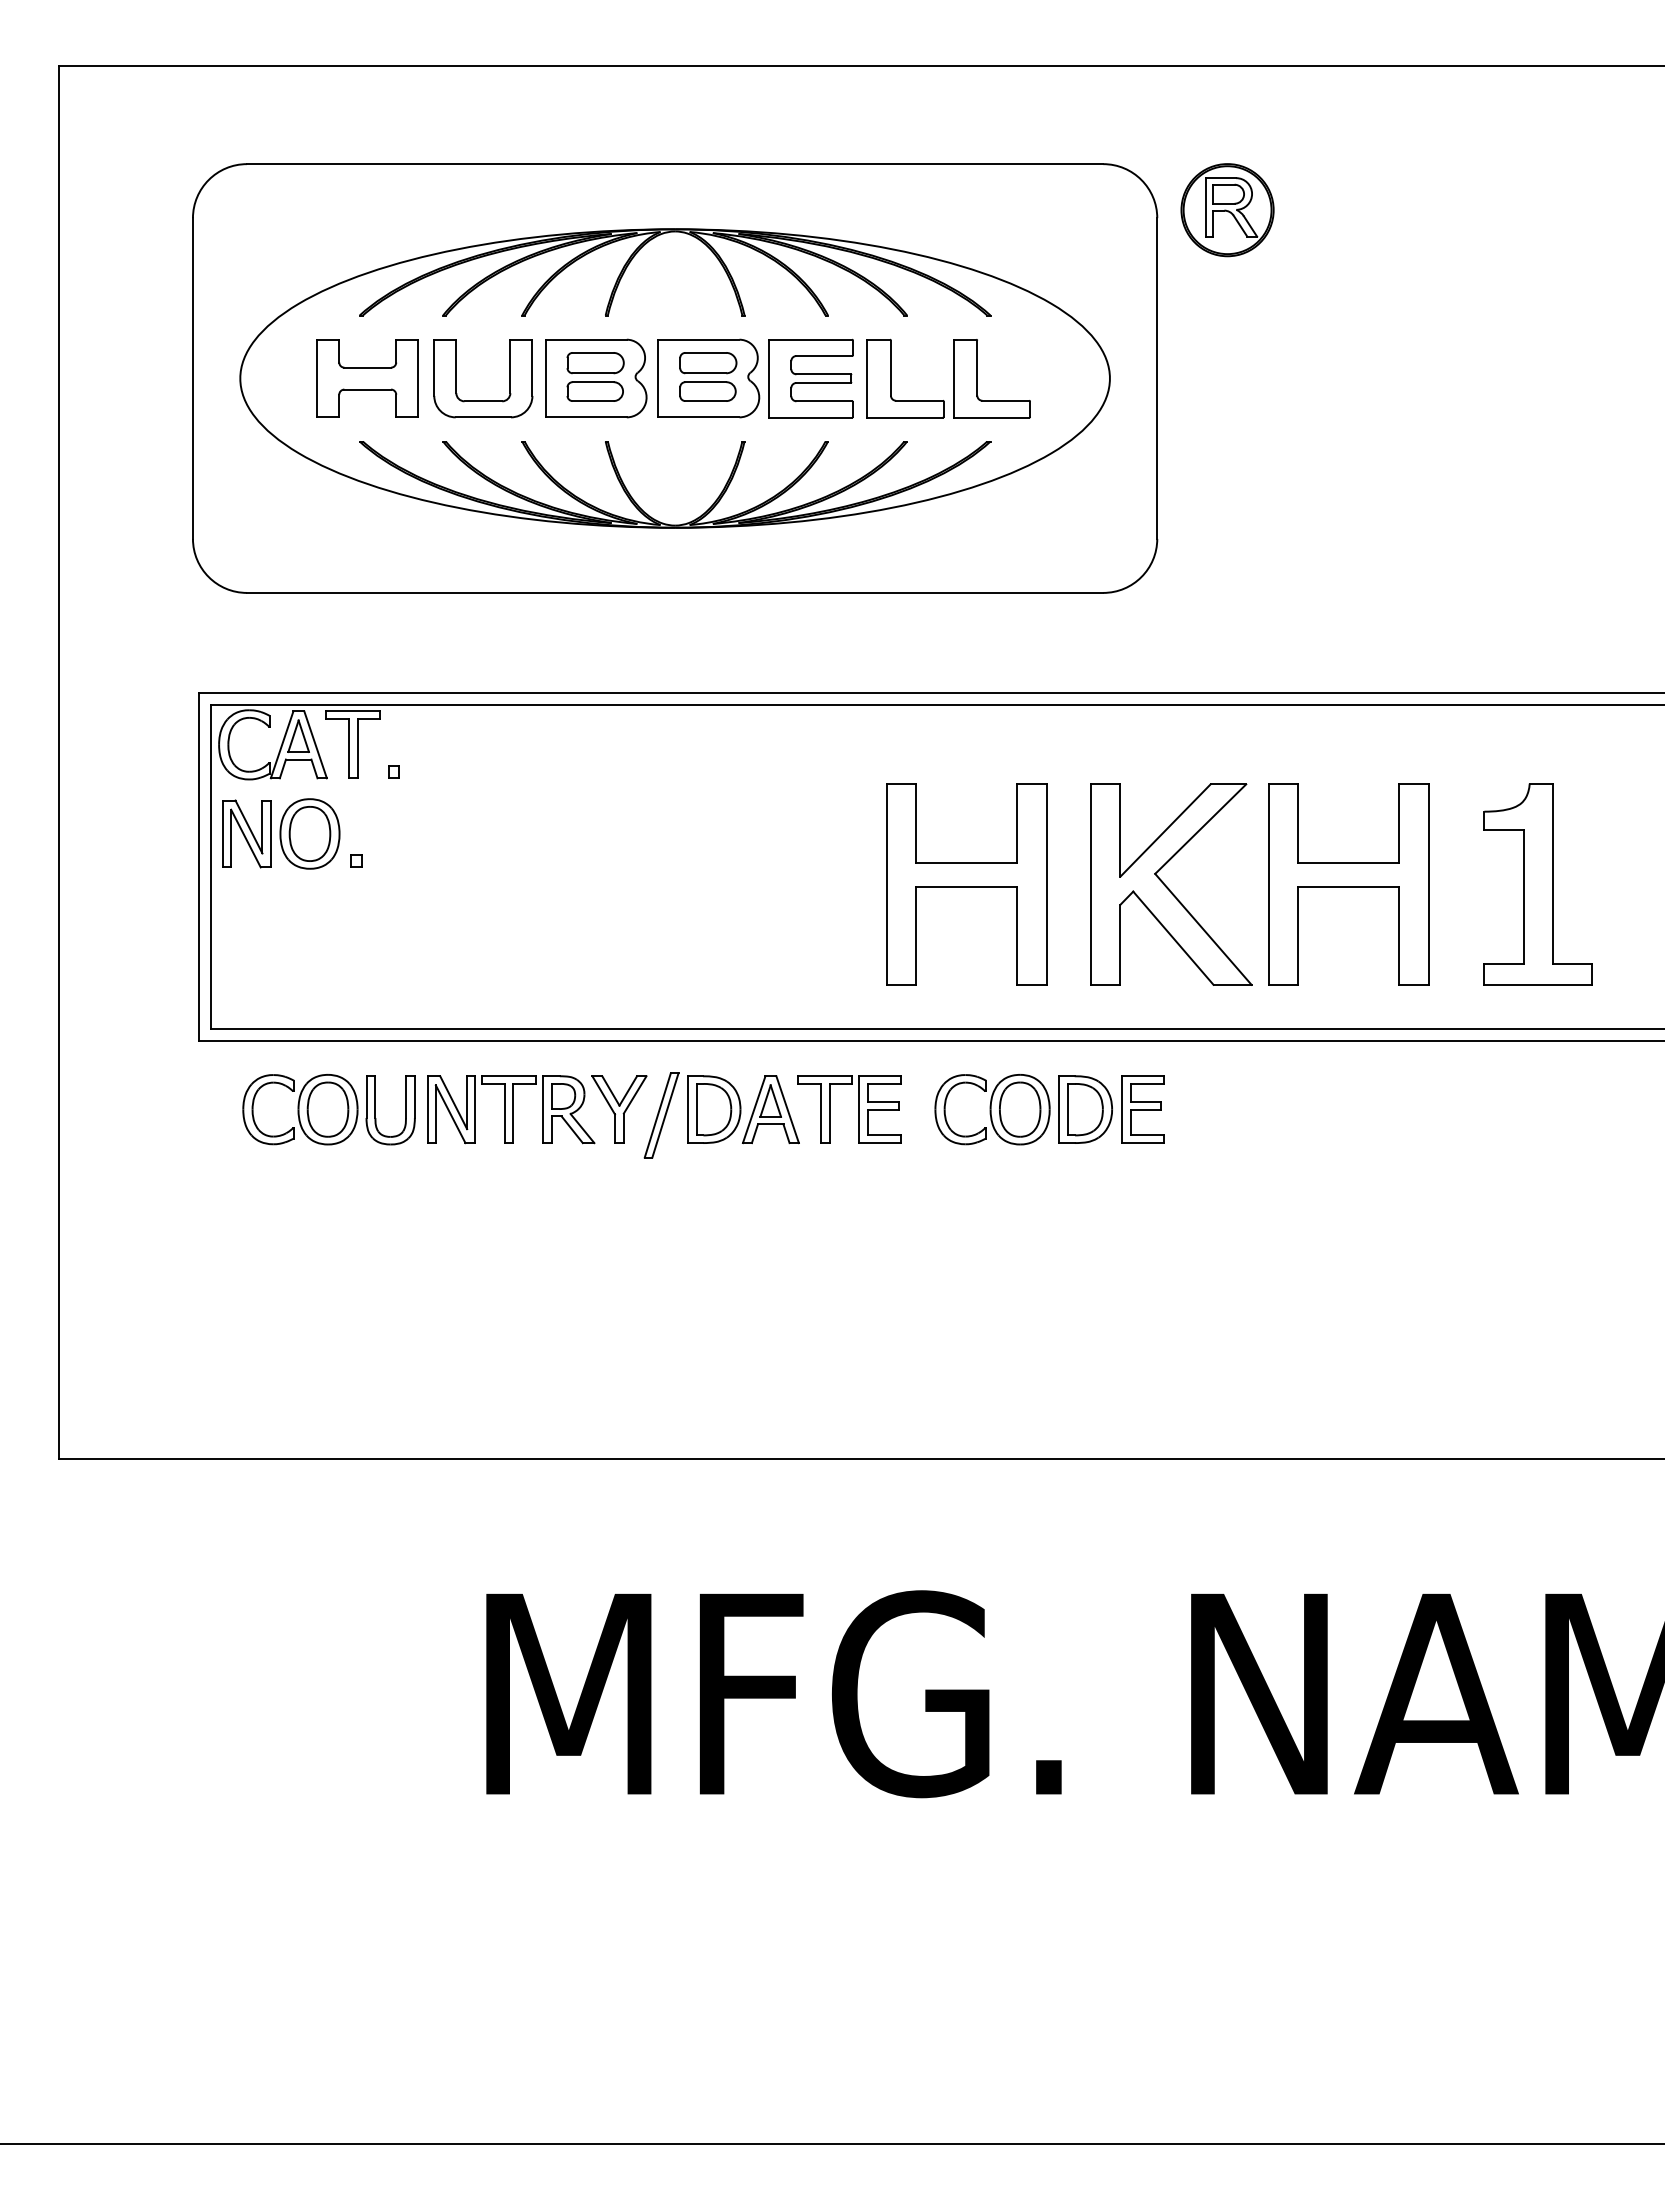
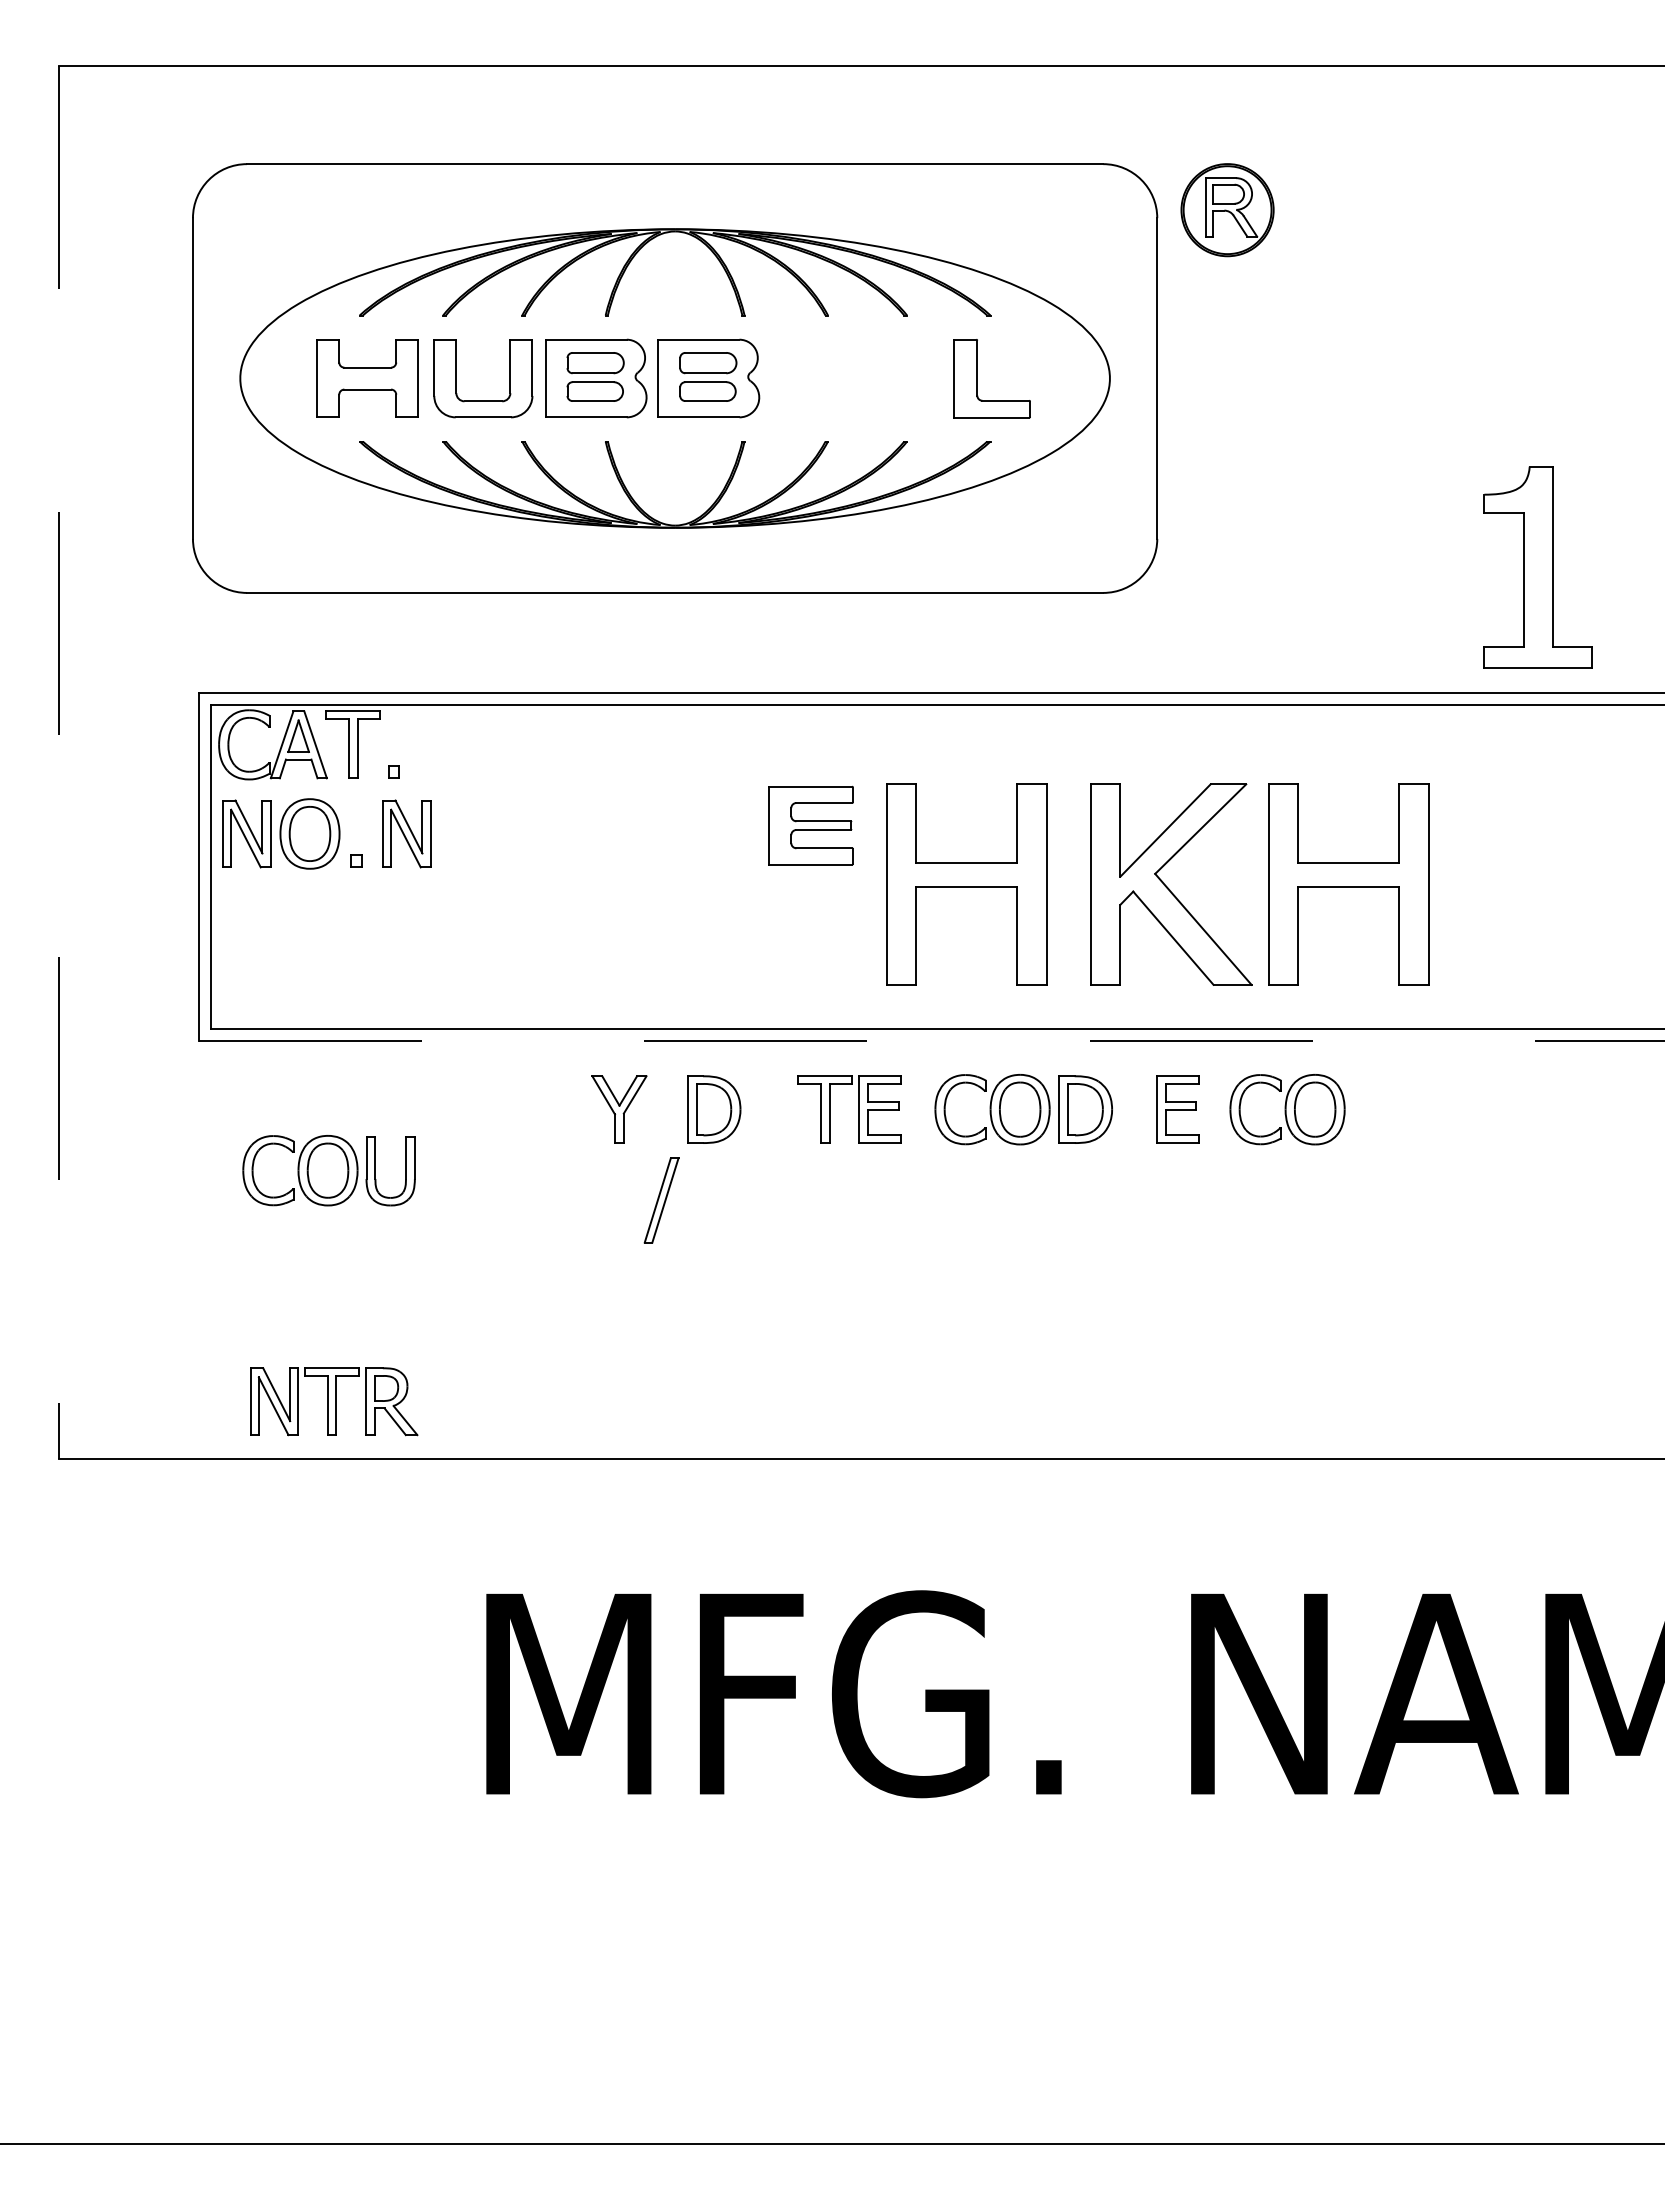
part position: (810, 378) -> (810, 825) (810, 825)
part: present -> none (891, 378)
line: solid -> dashed (59, 762)
part: none -> present (406, 833)
part position: (1537, 884) -> (1537, 567) (1537, 567)
line: solid -> dashed (931, 1040)
part position: (328, 1109) -> (328, 1170) (328, 1170)
part position: (511, 1109) -> (334, 1401) (334, 1401)
part: present -> none (770, 1109)
part position: (1142, 1109) -> (1177, 1109) (1177, 1109)
part: none -> present (1287, 1109)
part position: (661, 1115) -> (661, 1200) (661, 1200)
